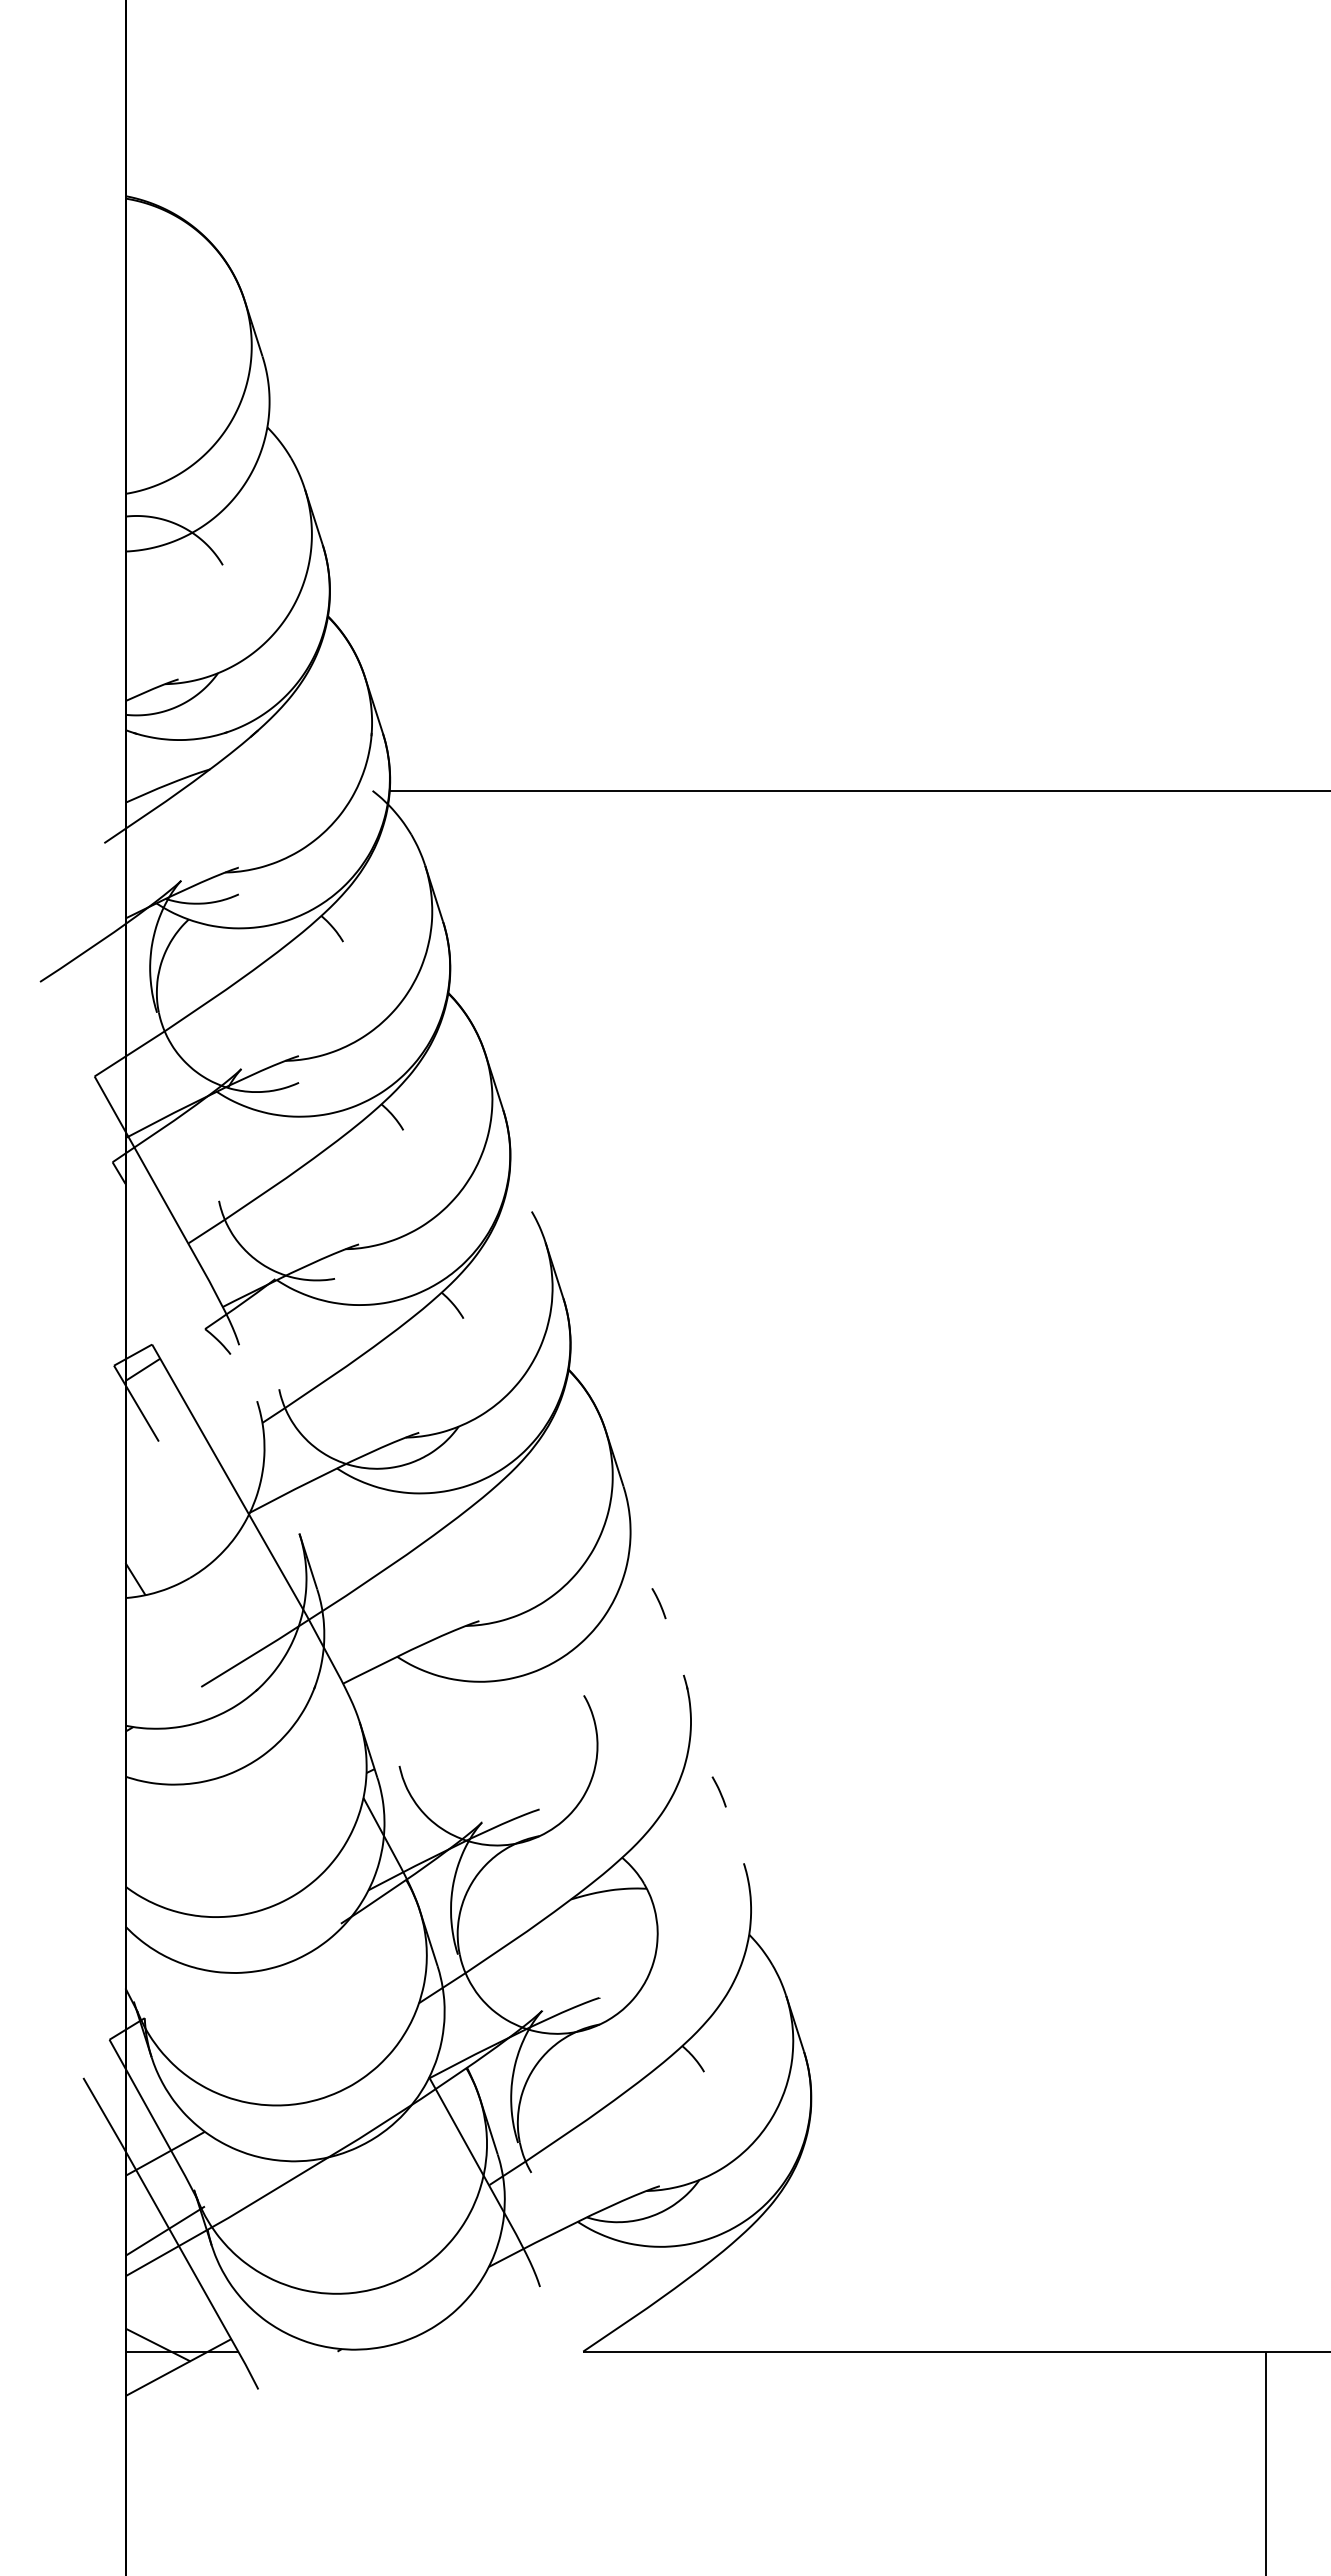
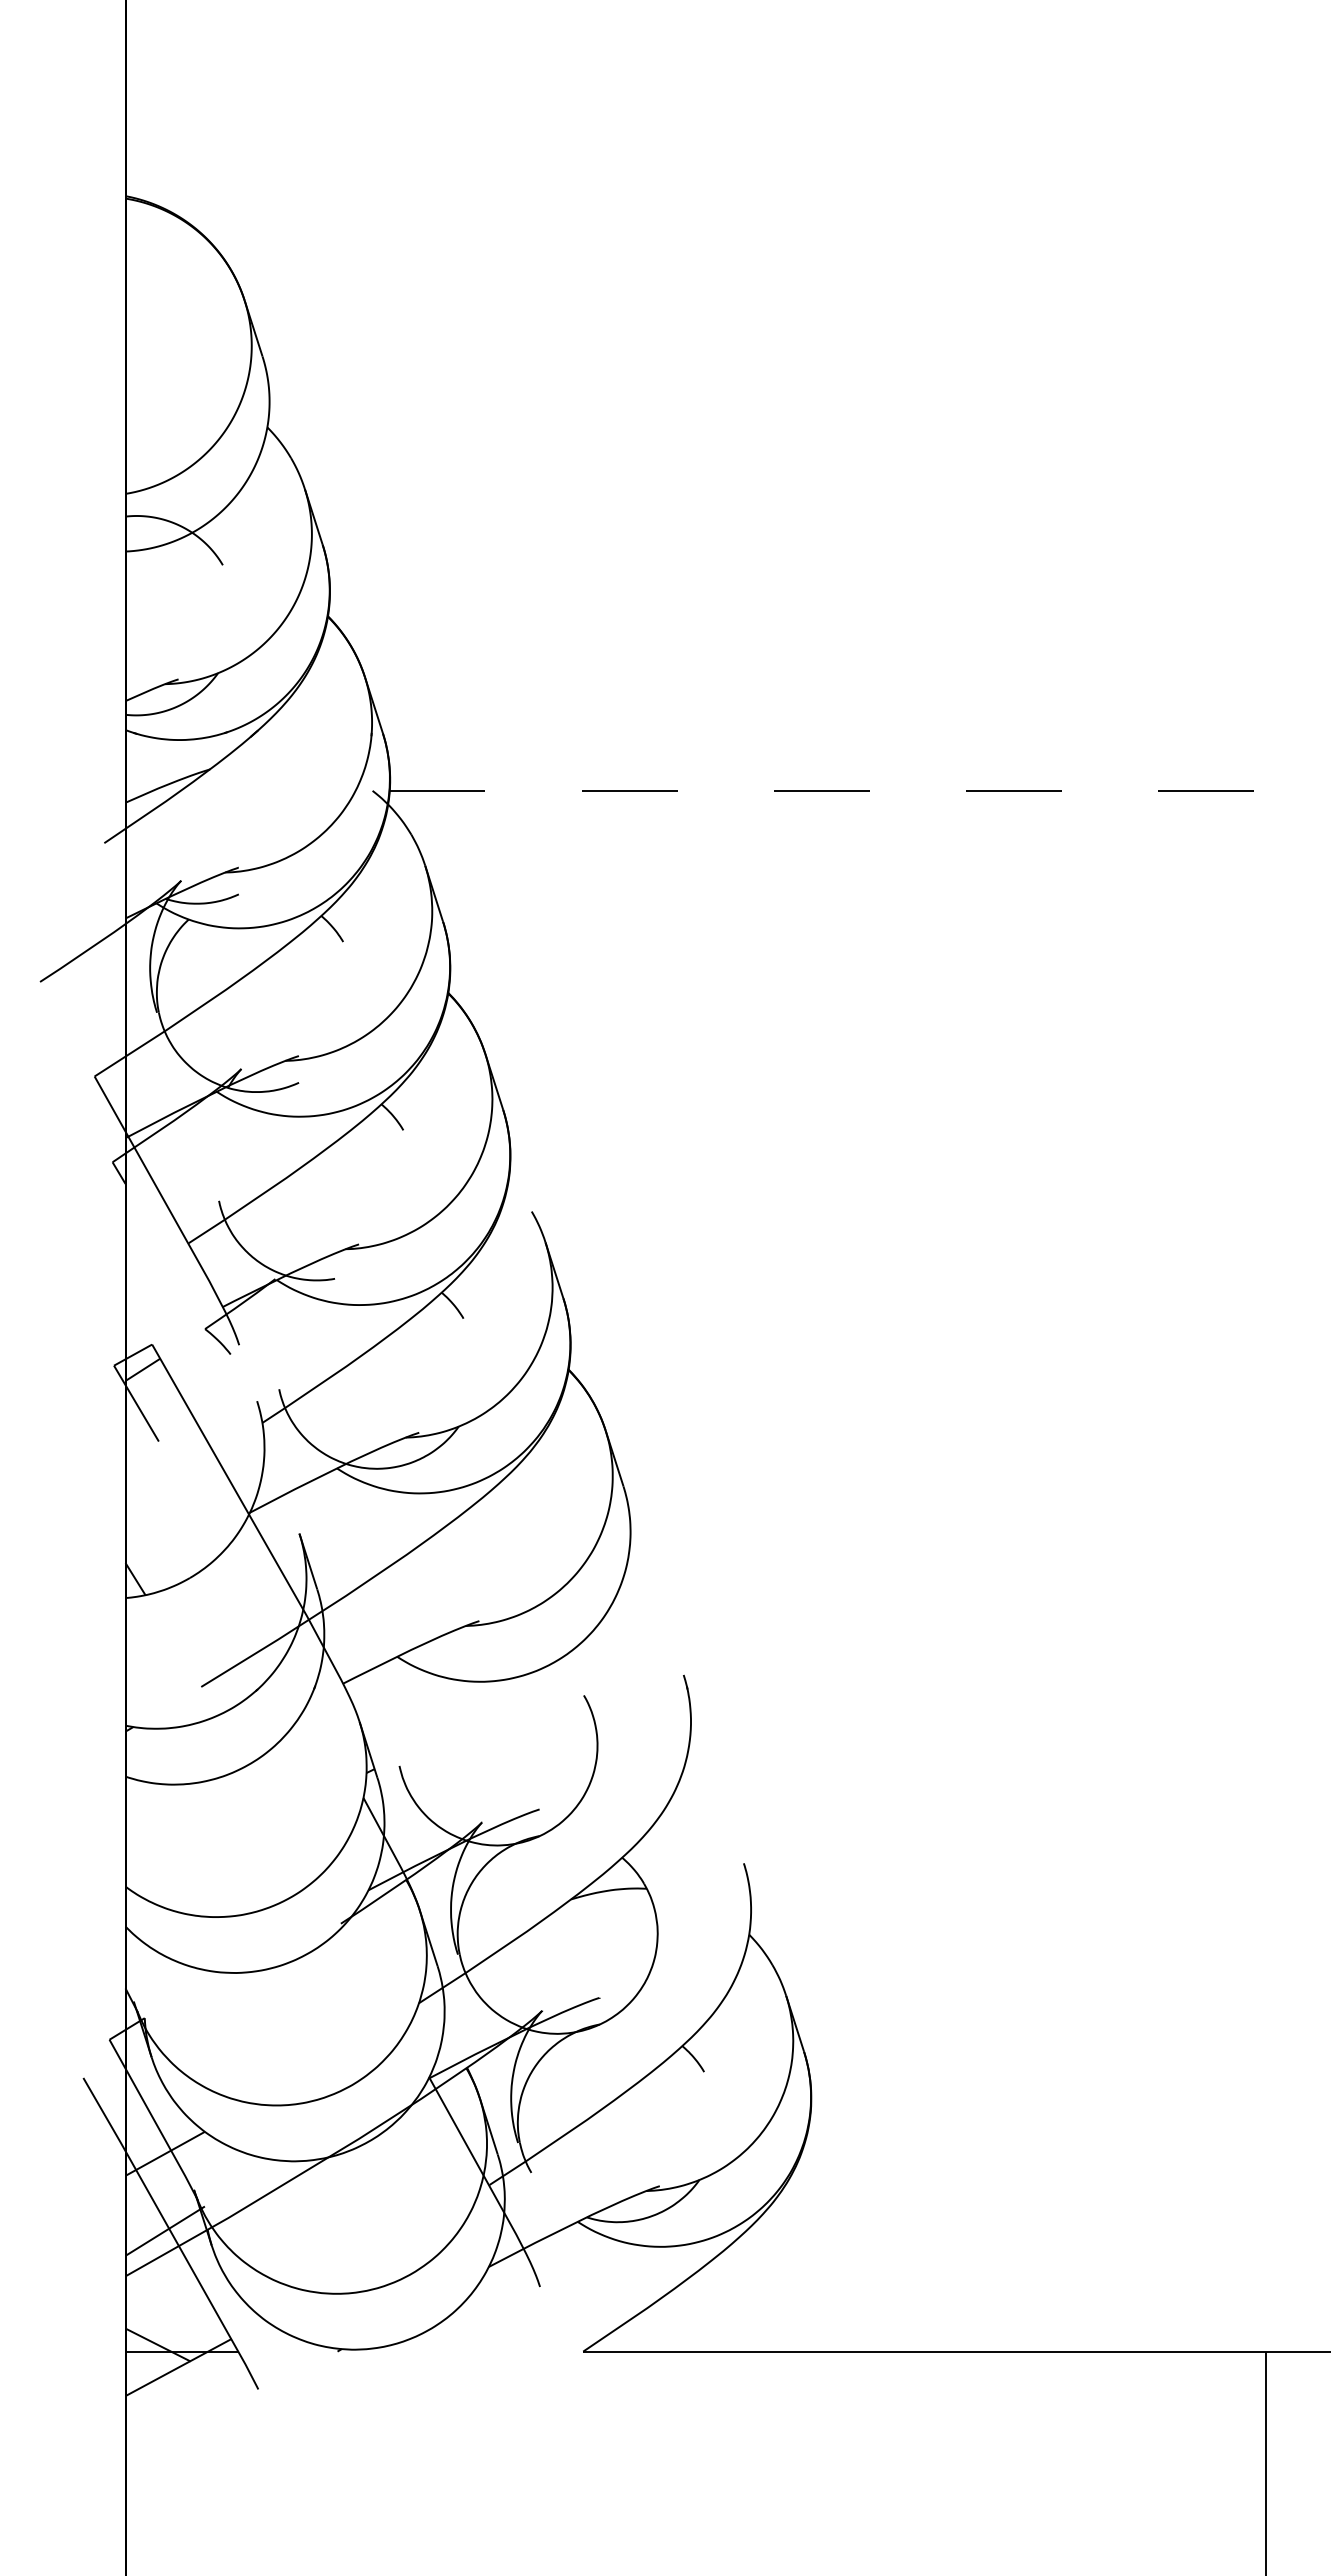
line: solid -> dashed (860, 790)
curve: present -> none (658, 1602)
line: present -> none (718, 1791)
